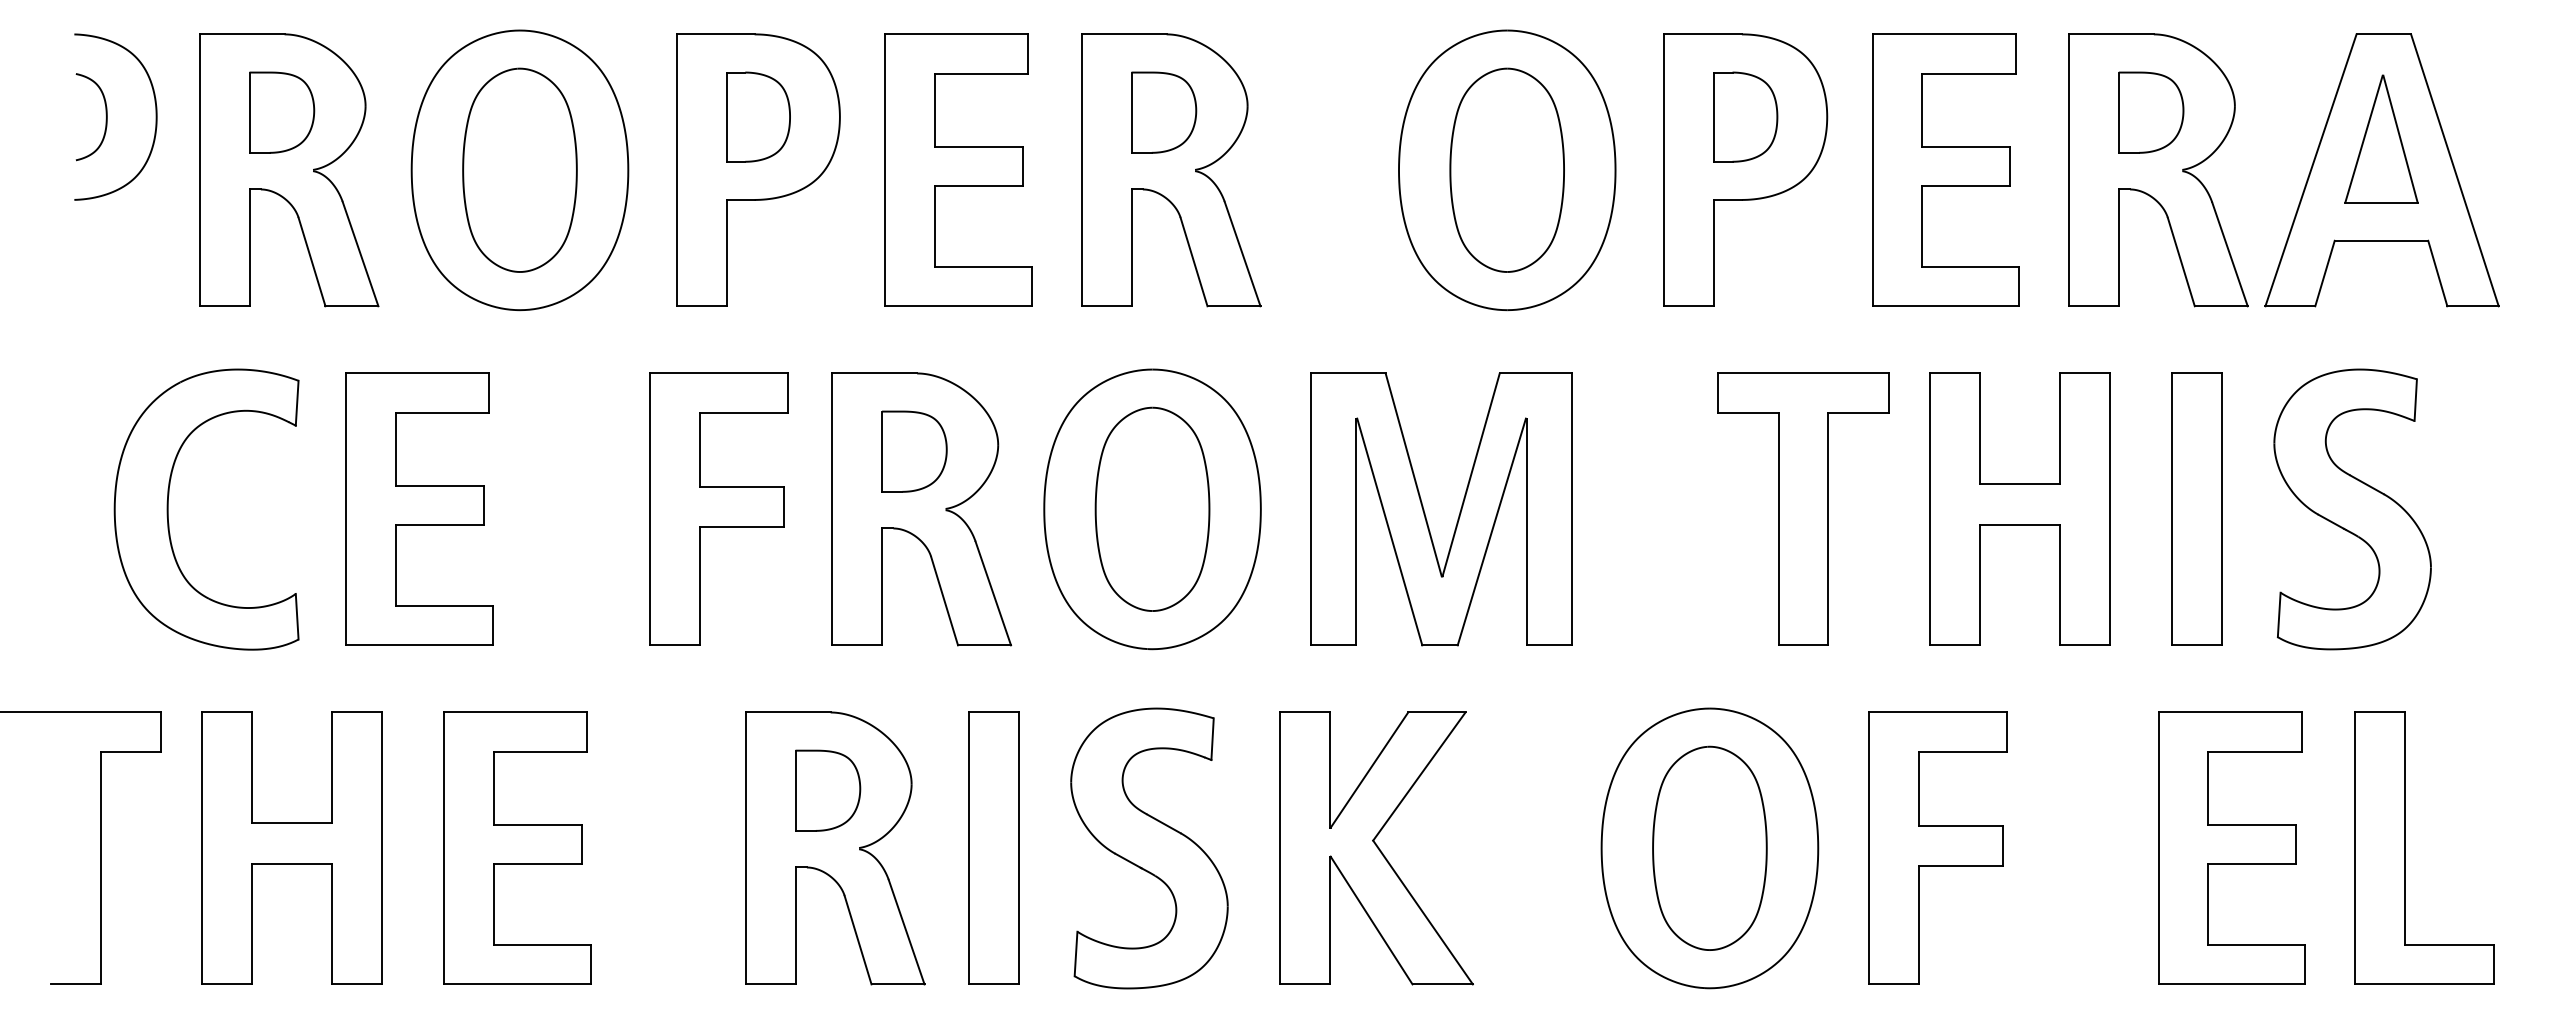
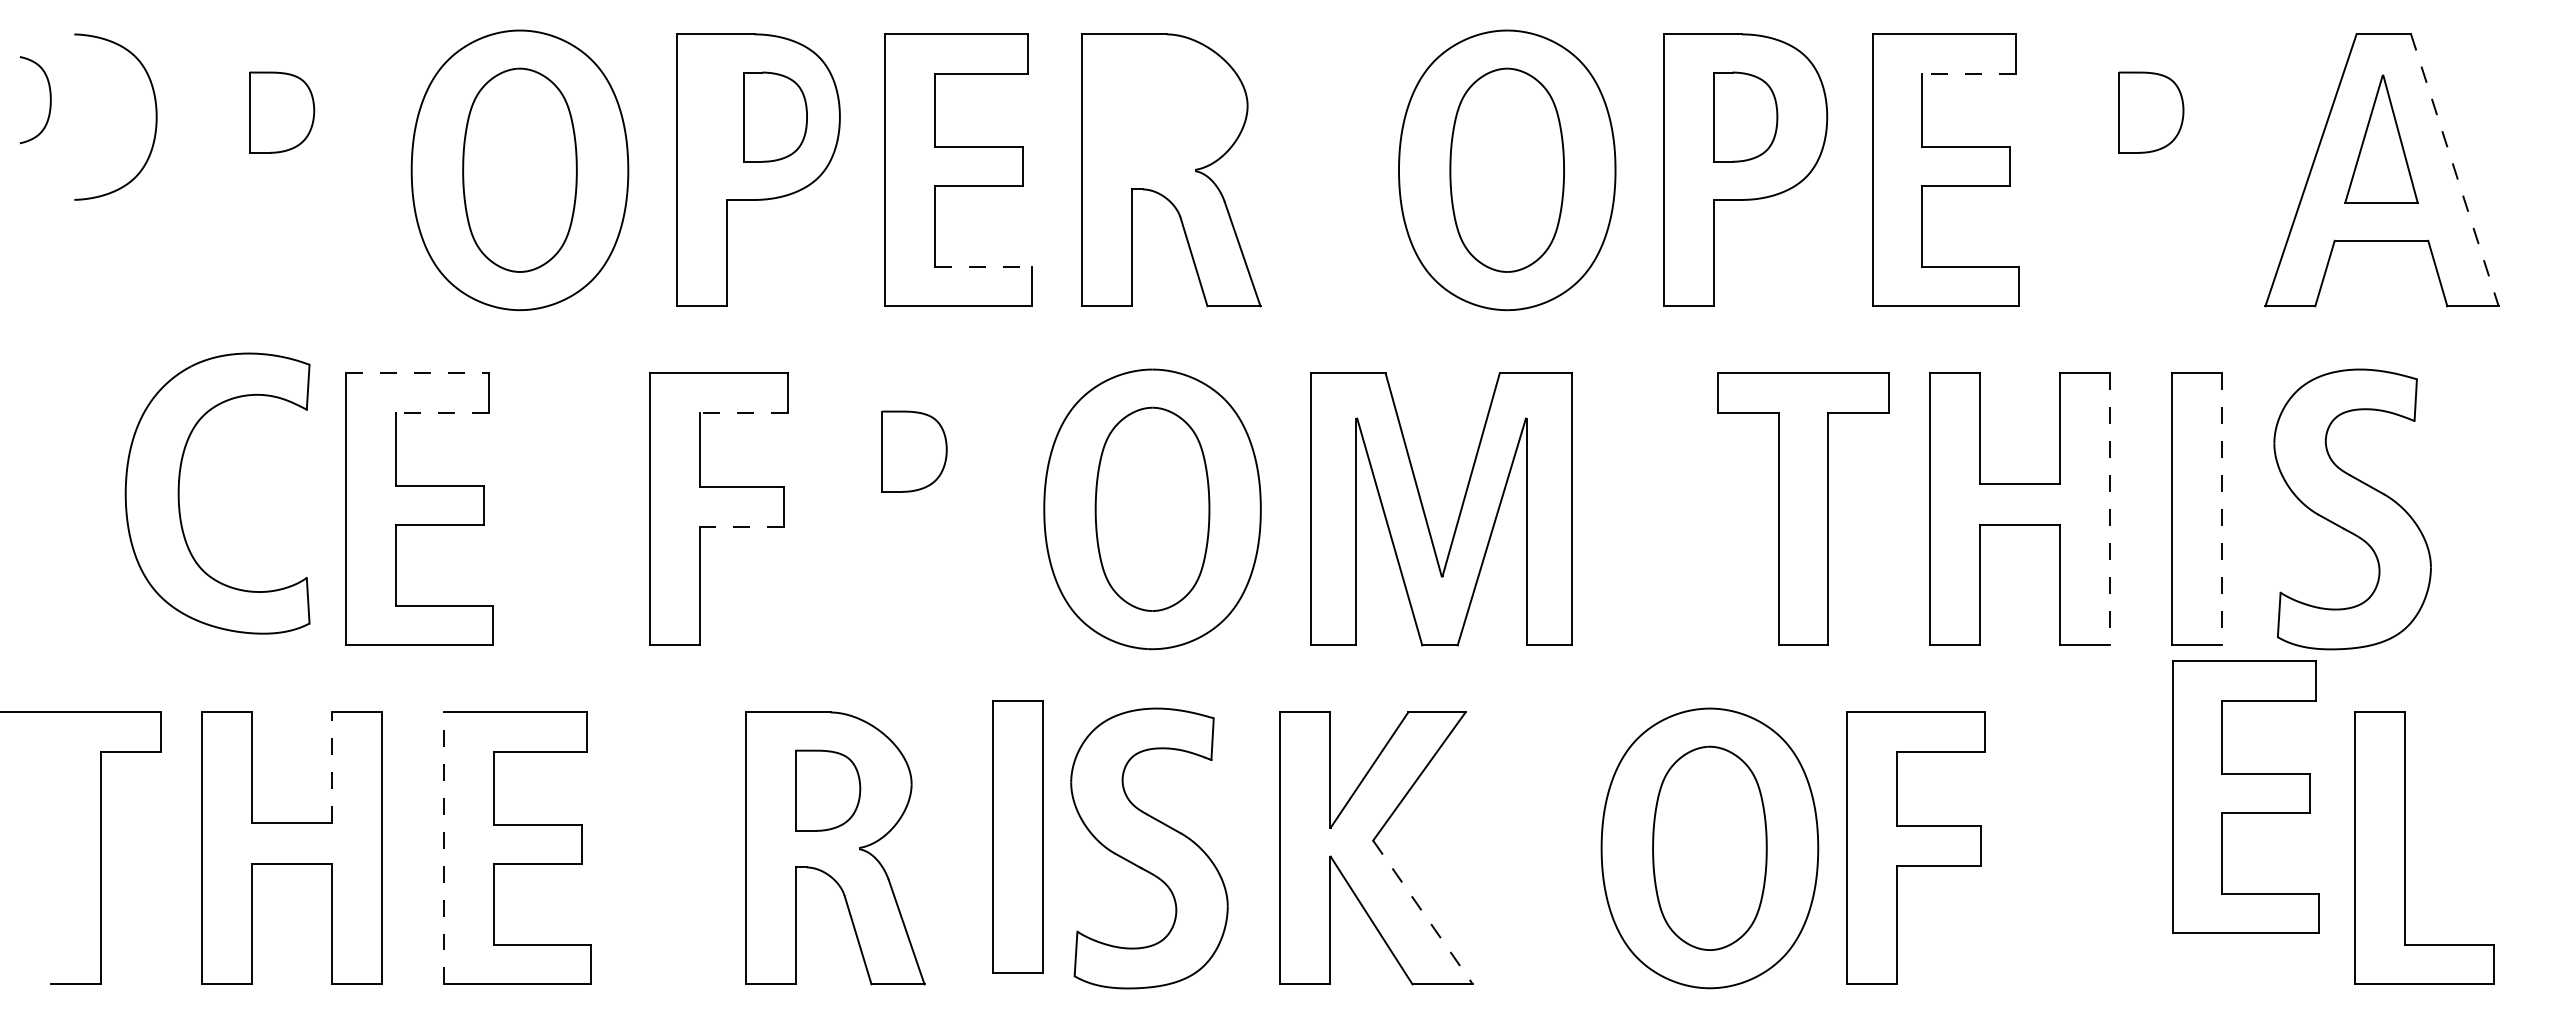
line: solid -> dashed (1968, 74)
part: present -> none (1164, 112)
part position: (758, 116) -> (775, 116) (775, 116)
curve position: (105, 118) -> (49, 101) (49, 101)
part: present -> none (289, 170)
part: present -> none (2158, 170)
line: solid -> dashed (2454, 170)
line: solid -> dashed (983, 266)
line: solid -> dashed (418, 373)
line: solid -> dashed (442, 413)
line: solid -> dashed (743, 413)
part position: (168, 509) -> (179, 493) (179, 493)
part: present -> none (921, 509)
line: solid -> dashed (2110, 509)
line: solid -> dashed (2222, 509)
line: solid -> dashed (741, 526)
line: solid -> dashed (332, 767)
part position: (993, 847) -> (1017, 836) (1017, 836)
part position: (1937, 847) -> (1915, 847) (1915, 847)
part position: (2231, 847) -> (2245, 796) (2245, 796)
line: solid -> dashed (444, 848)
line: solid -> dashed (1423, 912)
